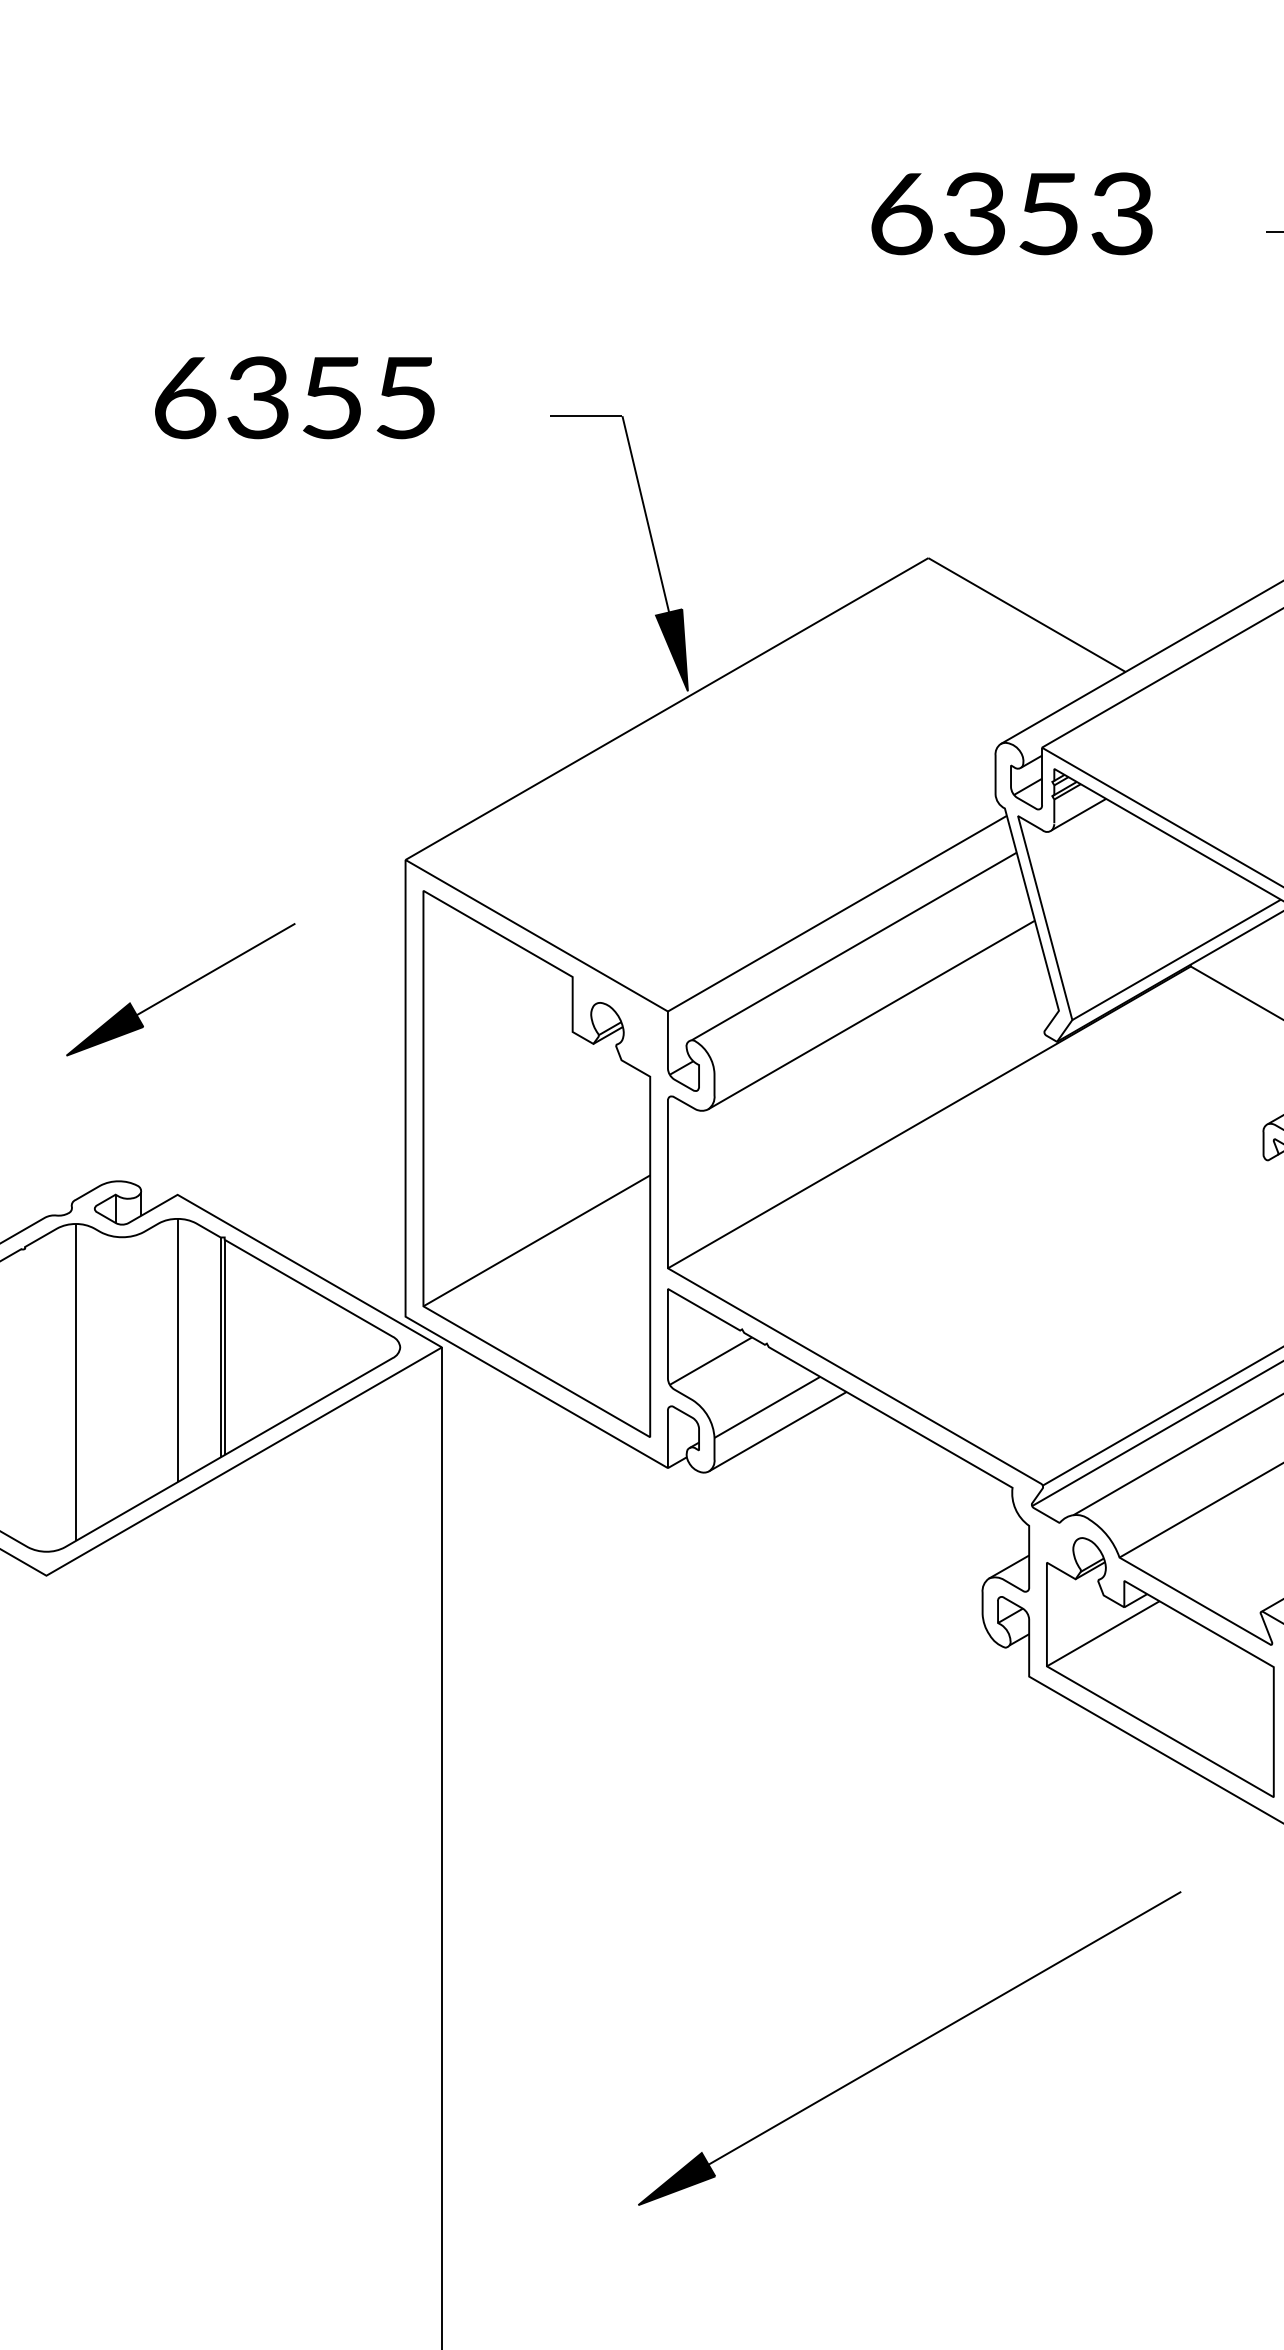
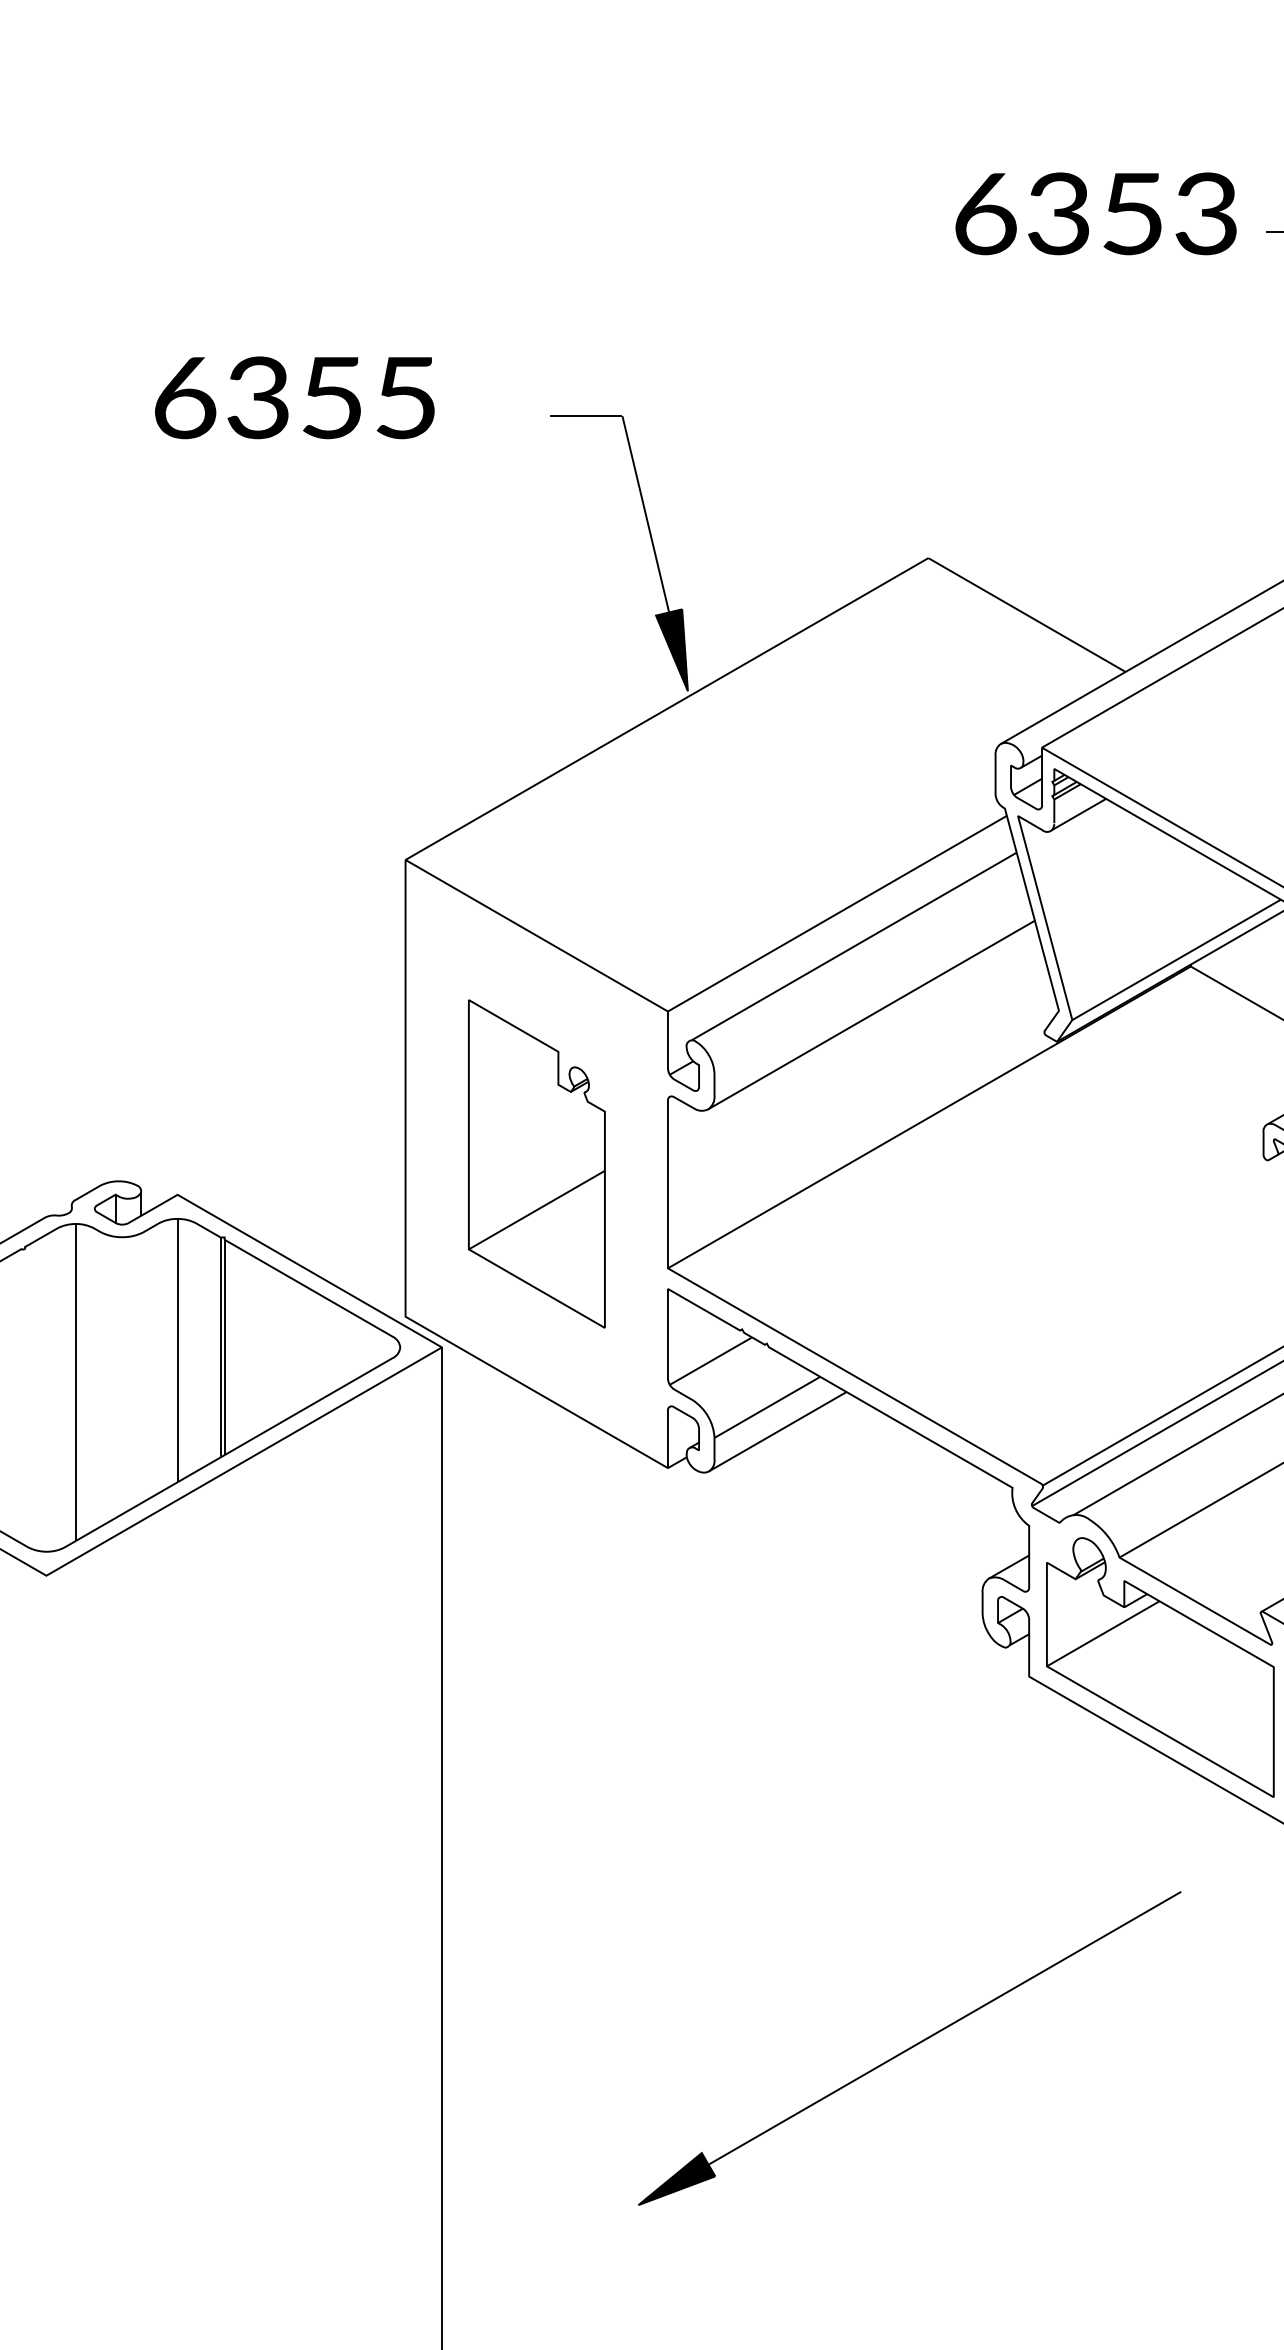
text position: (1011, 213) -> (1095, 213) (1095, 213)
part: present -> none (180, 989)
part size: 230x548 px -> 138x330 px (536, 1163)
